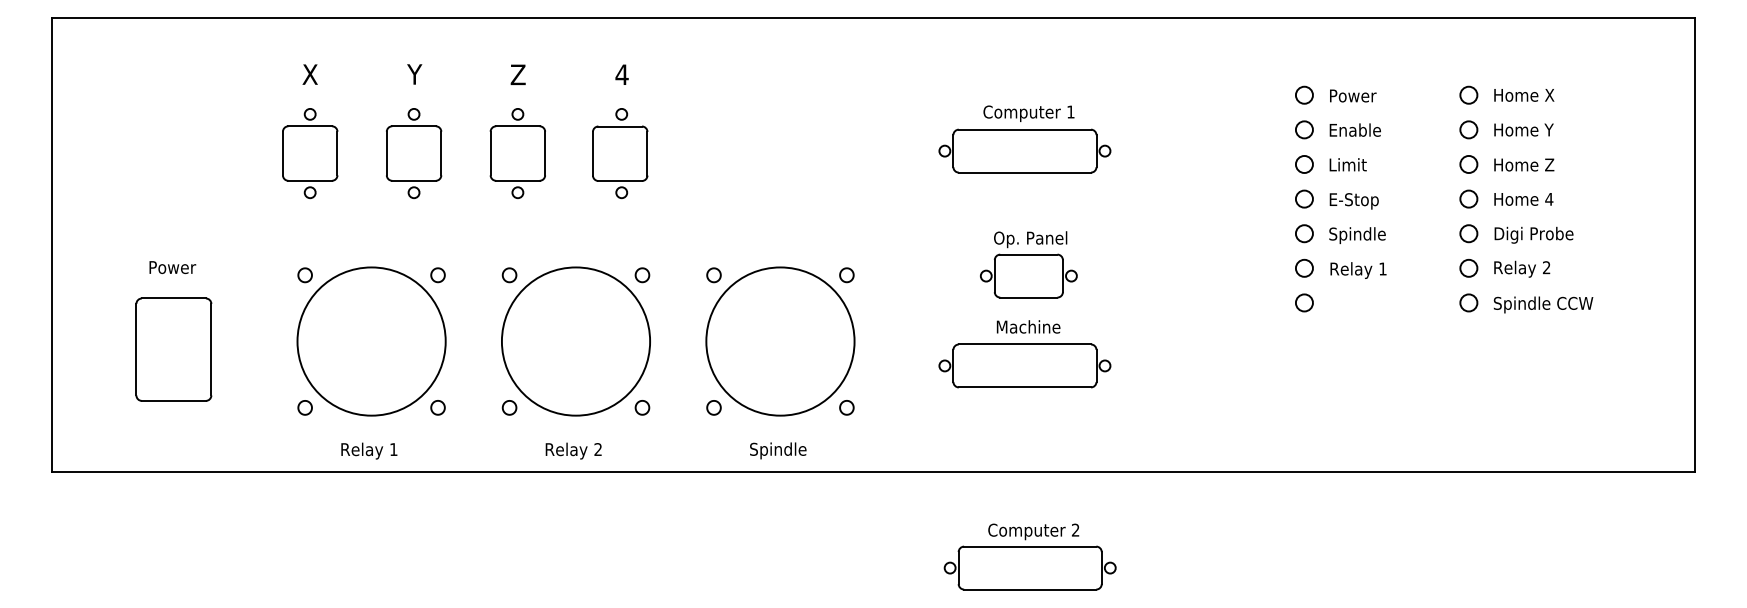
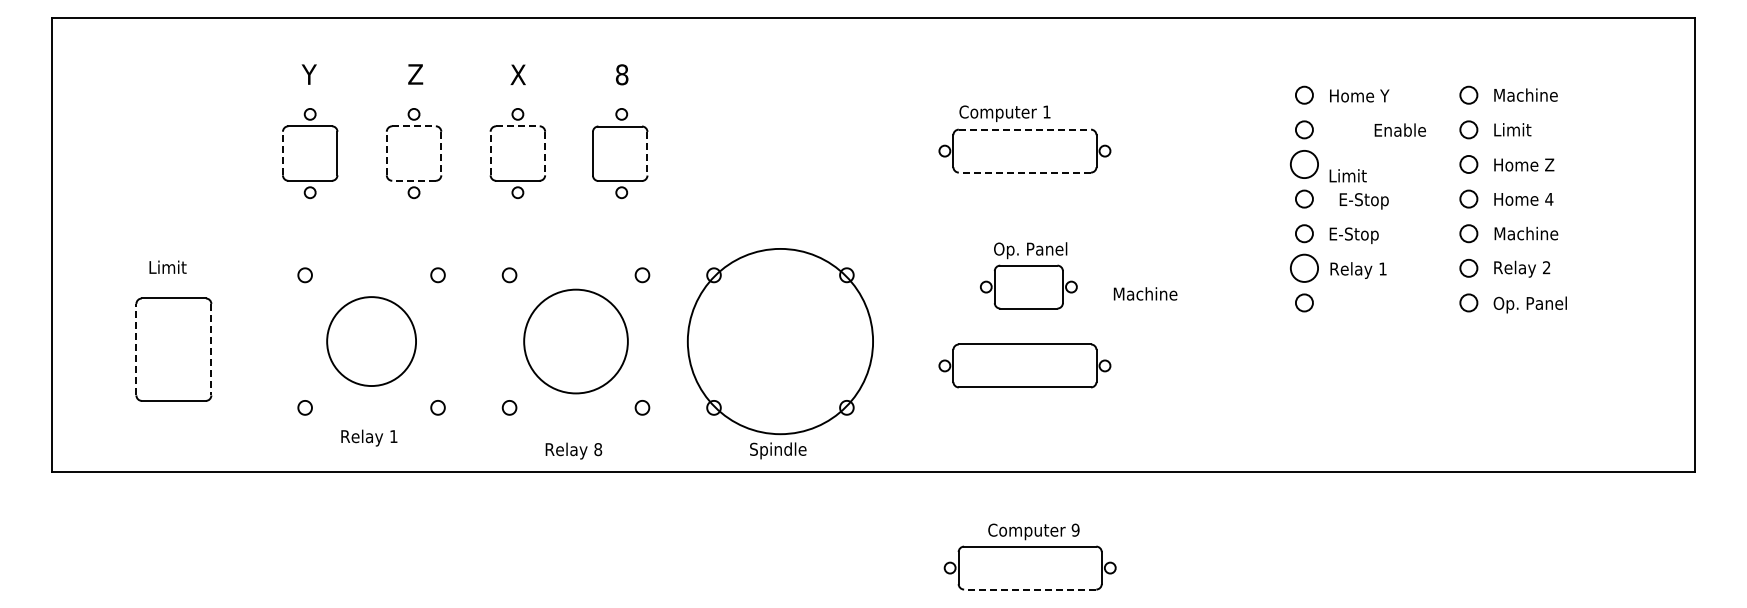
text: X -> Y (309, 74)
text: Y -> Z (415, 74)
text: Z -> X (517, 74)
text: 4 -> 8 (621, 74)
text: Home X -> Machine (1526, 94)
text: Power -> Home Y (1360, 95)
text position: (1028, 113) -> (1004, 113) (1004, 113)
line: solid -> dashed (414, 126)
line: solid -> dashed (517, 126)
line: solid -> dashed (1025, 129)
text position: (1354, 129) -> (1399, 129) (1399, 129)
text: Home Y -> Limit (1524, 129)
line: solid -> dashed (282, 153)
line: solid -> dashed (386, 153)
line: solid -> dashed (441, 153)
line: solid -> dashed (490, 153)
line: solid -> dashed (545, 153)
line: solid -> dashed (647, 153)
circle diameter: 17 px -> 27 px (1304, 164)
text position: (1347, 164) -> (1347, 175) (1347, 175)
line: solid -> dashed (1024, 172)
line: solid -> dashed (414, 180)
text position: (1353, 201) -> (1363, 201) (1363, 201)
text: Digi Probe -> Machine (1534, 234)
text: Spindle -> E-Stop (1357, 235)
part position: (1028, 264) -> (1028, 275) (1028, 275)
text: Power -> Limit (173, 267)
circle diameter: 17 px -> 27 px (1304, 267)
text: Spindle CCW -> Op. Panel (1543, 304)
text position: (1028, 326) -> (1145, 293) (1145, 293)
circle diameter: 148 px -> 89 px (371, 341)
circle diameter: 148 px -> 104 px (575, 341)
circle diameter: 148 px -> 185 px (780, 341)
line: solid -> dashed (136, 349)
line: solid -> dashed (211, 349)
text: 2 -> 8 (598, 449)
text position: (369, 450) -> (369, 437) (369, 437)
text: 2 -> 9 (1075, 529)
line: solid -> dashed (1029, 589)
